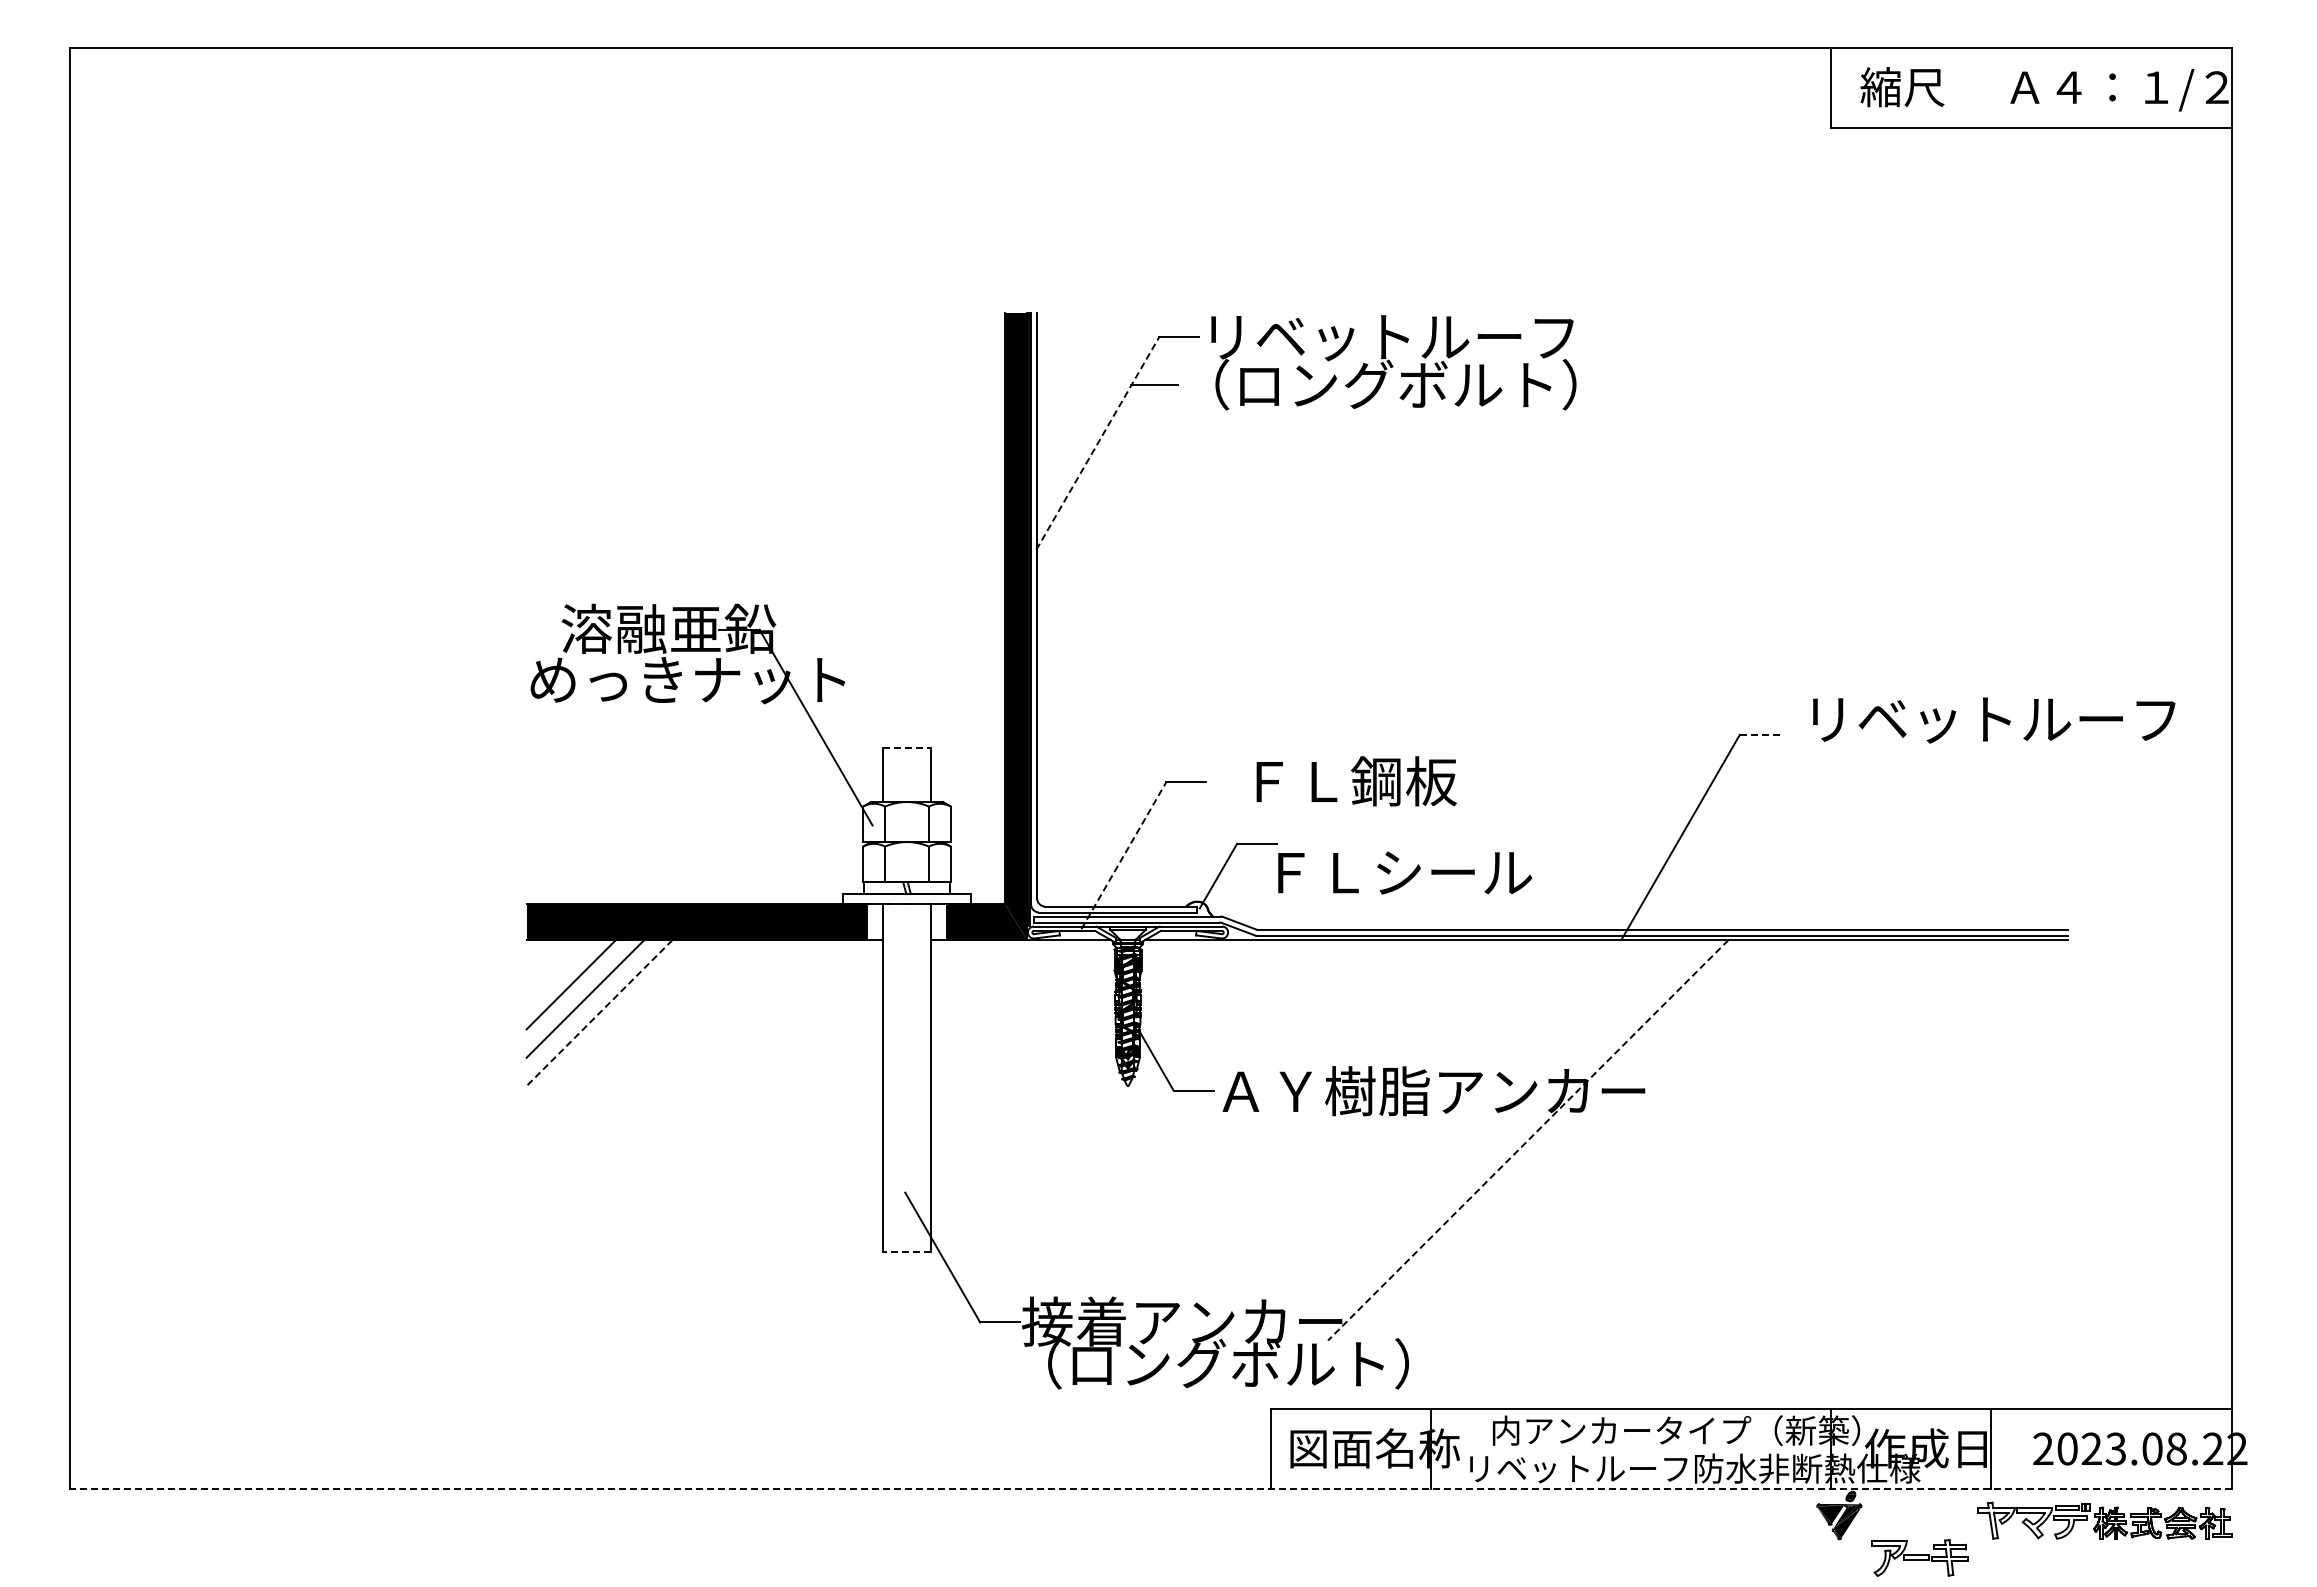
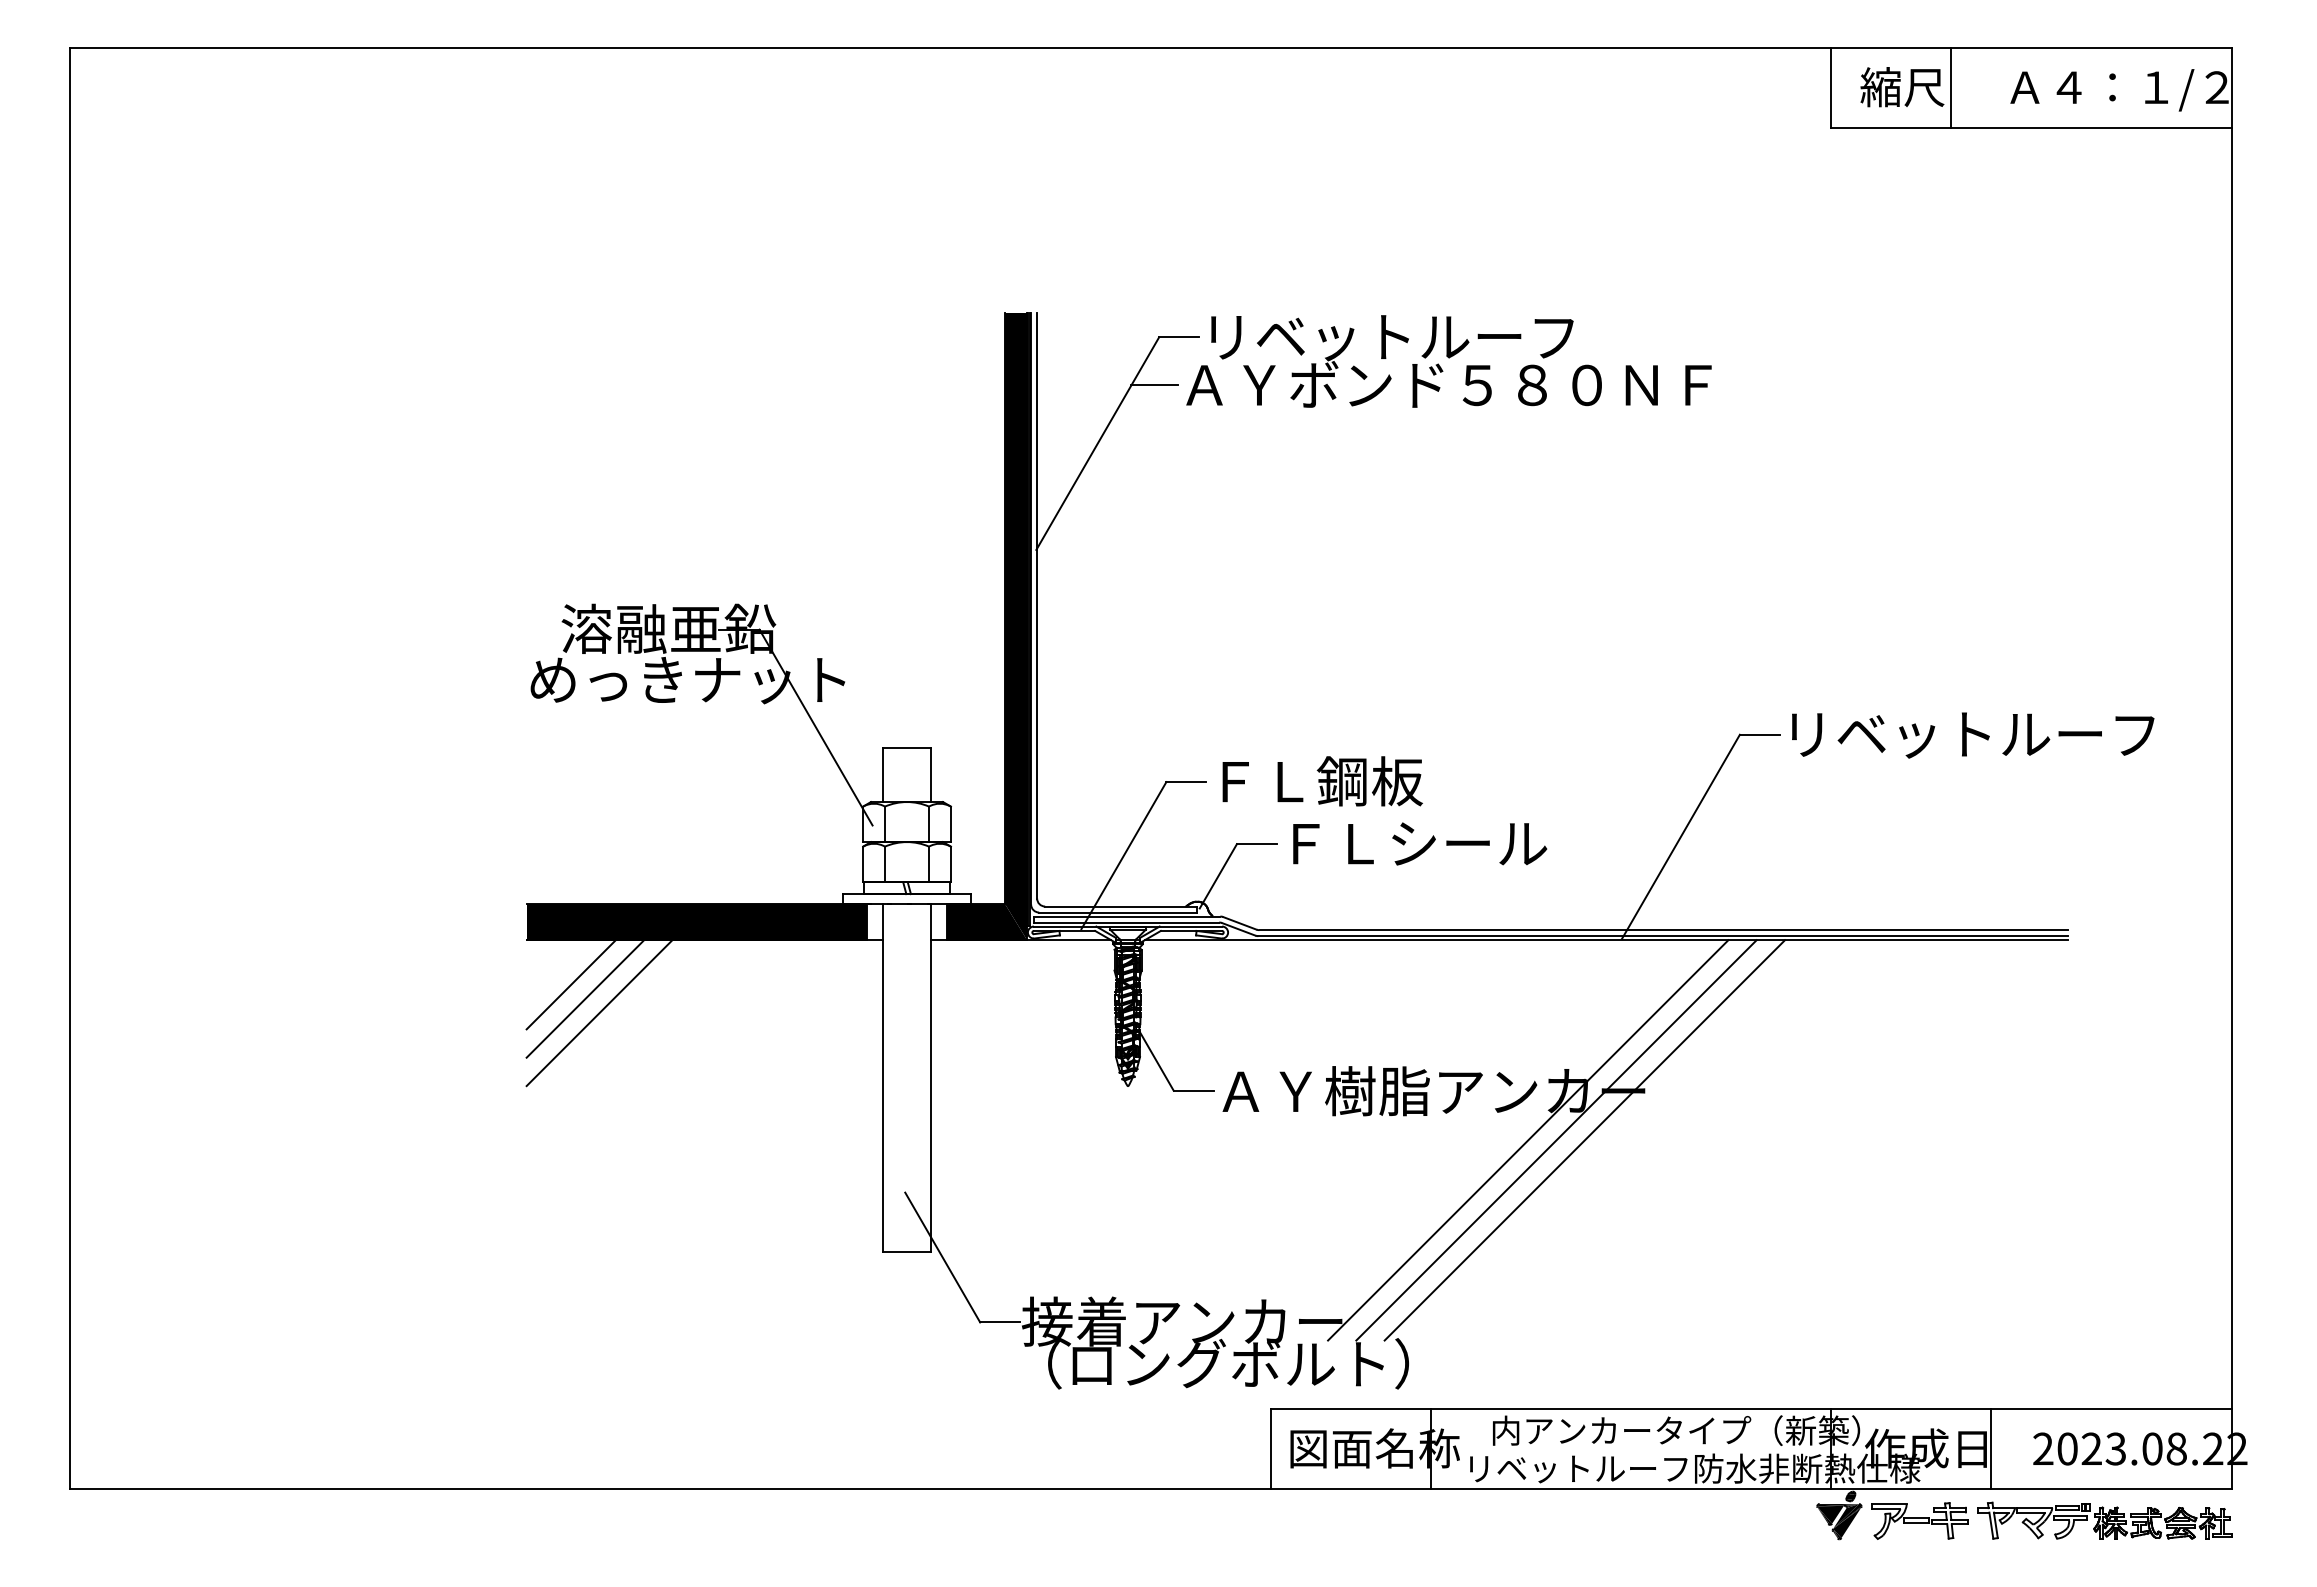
line: none -> present (1951, 87)
text: （ロングボルト） -> ＡＹボンド５８０ＮＦ (1448, 384)
line: dashed -> solid (1097, 443)
text position: (1994, 720) -> (1973, 735) (1973, 735)
line: dashed -> solid (1760, 734)
line: dashed -> solid (907, 747)
text position: (1356, 781) -> (1322, 781) (1322, 781)
line: dashed -> solid (1123, 855)
text position: (1405, 872) -> (1420, 843) (1420, 843)
line: dashed -> solid (599, 1013)
line: dashed -> solid (1527, 1140)
line: none -> present (1556, 1140)
line: none -> present (1584, 1140)
line: dashed -> solid (906, 1252)
line: dashed -> solid (1150, 1489)
part position: (1919, 1557) -> (1919, 1520) (1919, 1520)
